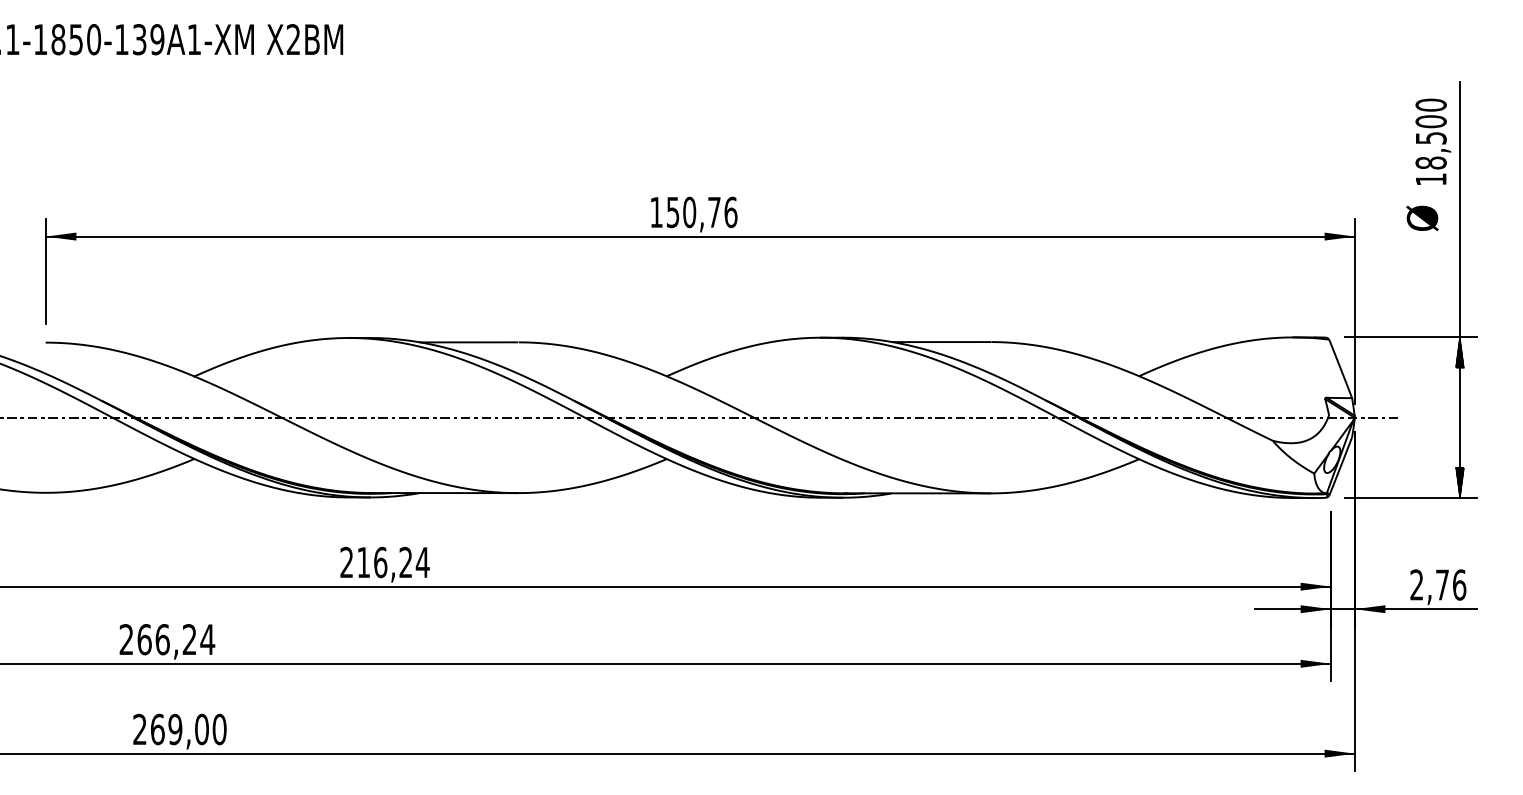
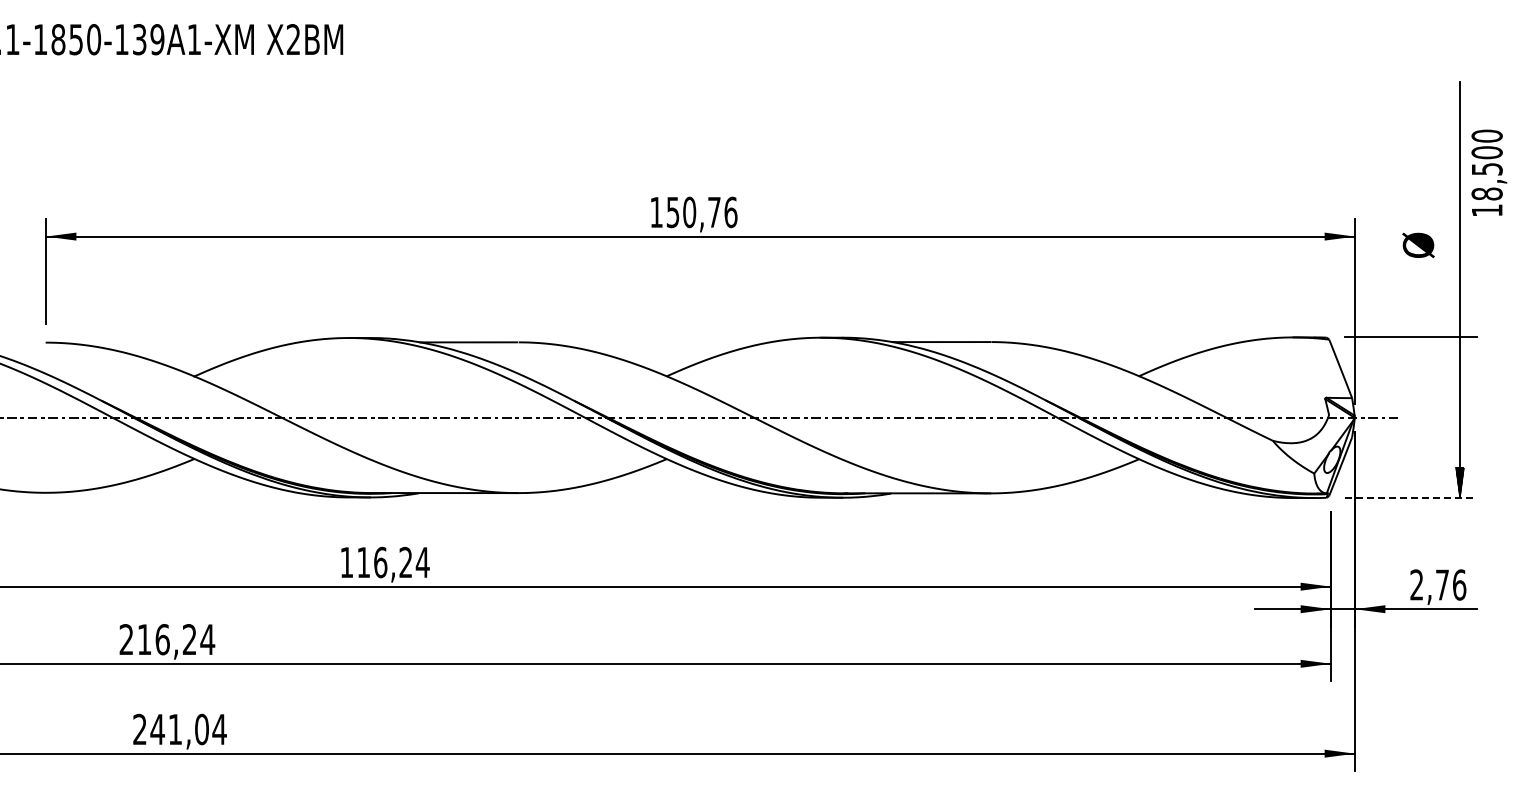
text position: (1433, 141) -> (1489, 172) (1489, 172)
text position: (1422, 217) -> (1418, 244) (1418, 244)
hatch: present -> none (1459, 352)
line: solid -> dashed (1411, 498)
text: 216,24 -> 116,24 (346, 561)
text: 266,24 -> 216,24 (144, 639)
text: 269,00 -> 241,04 (188, 729)
